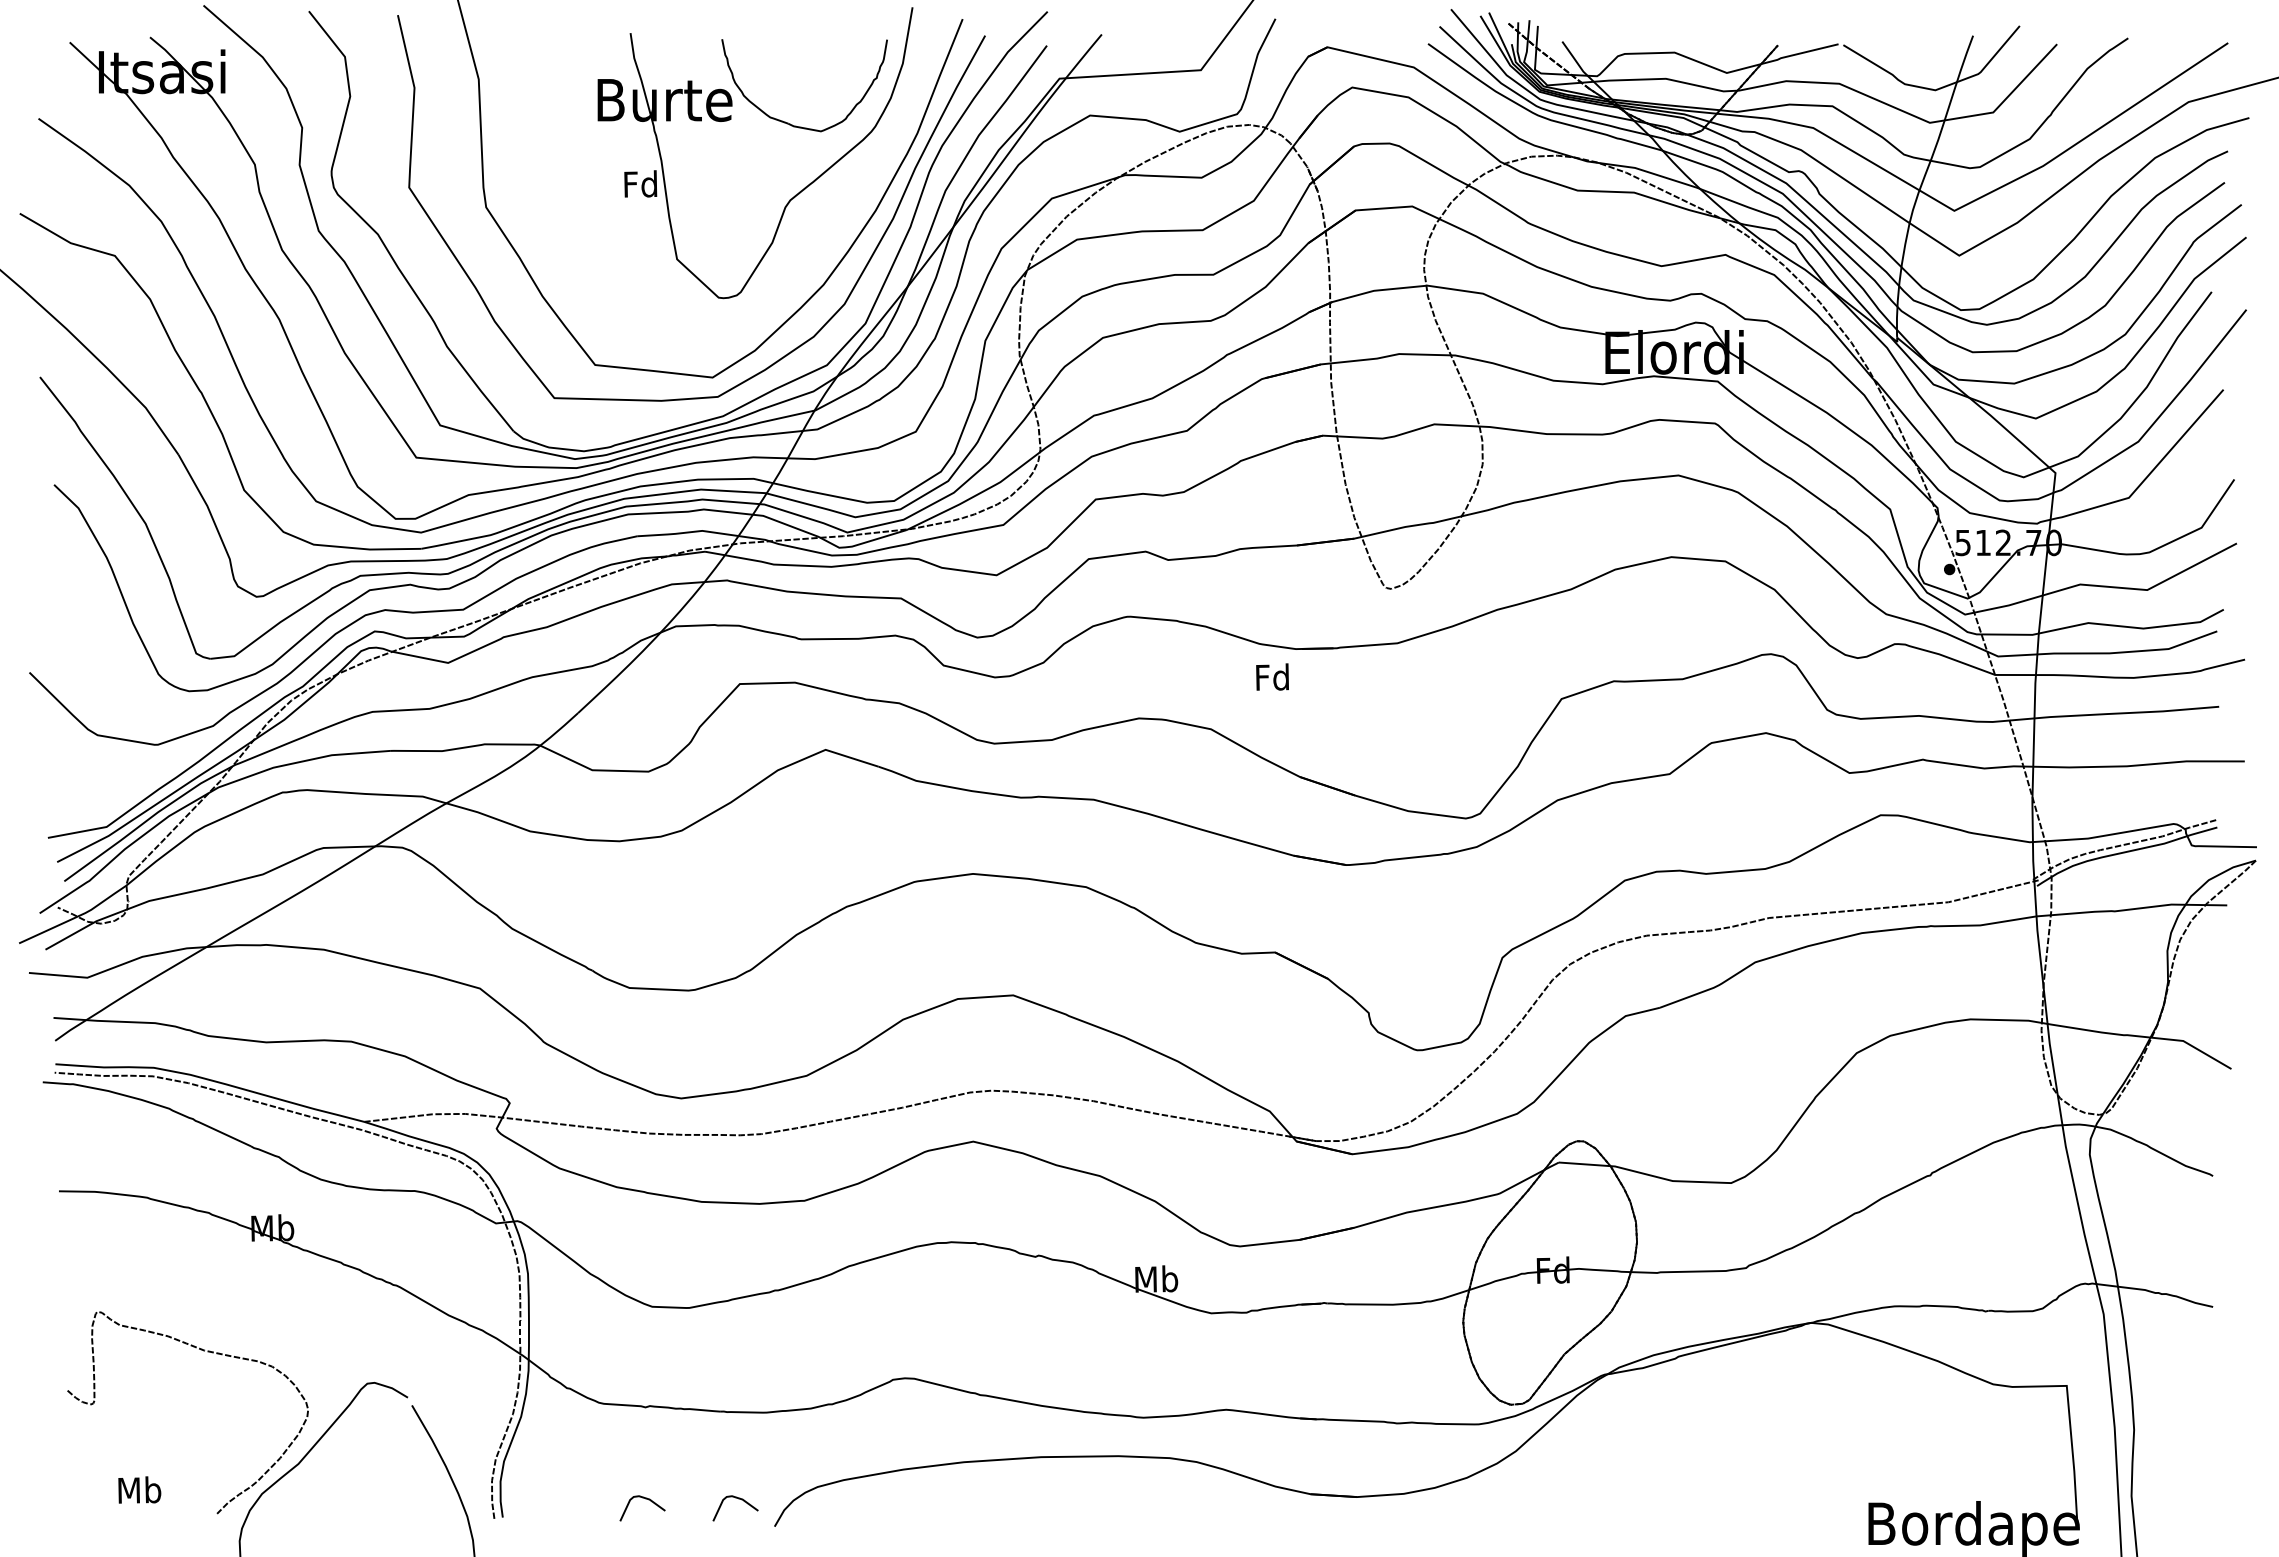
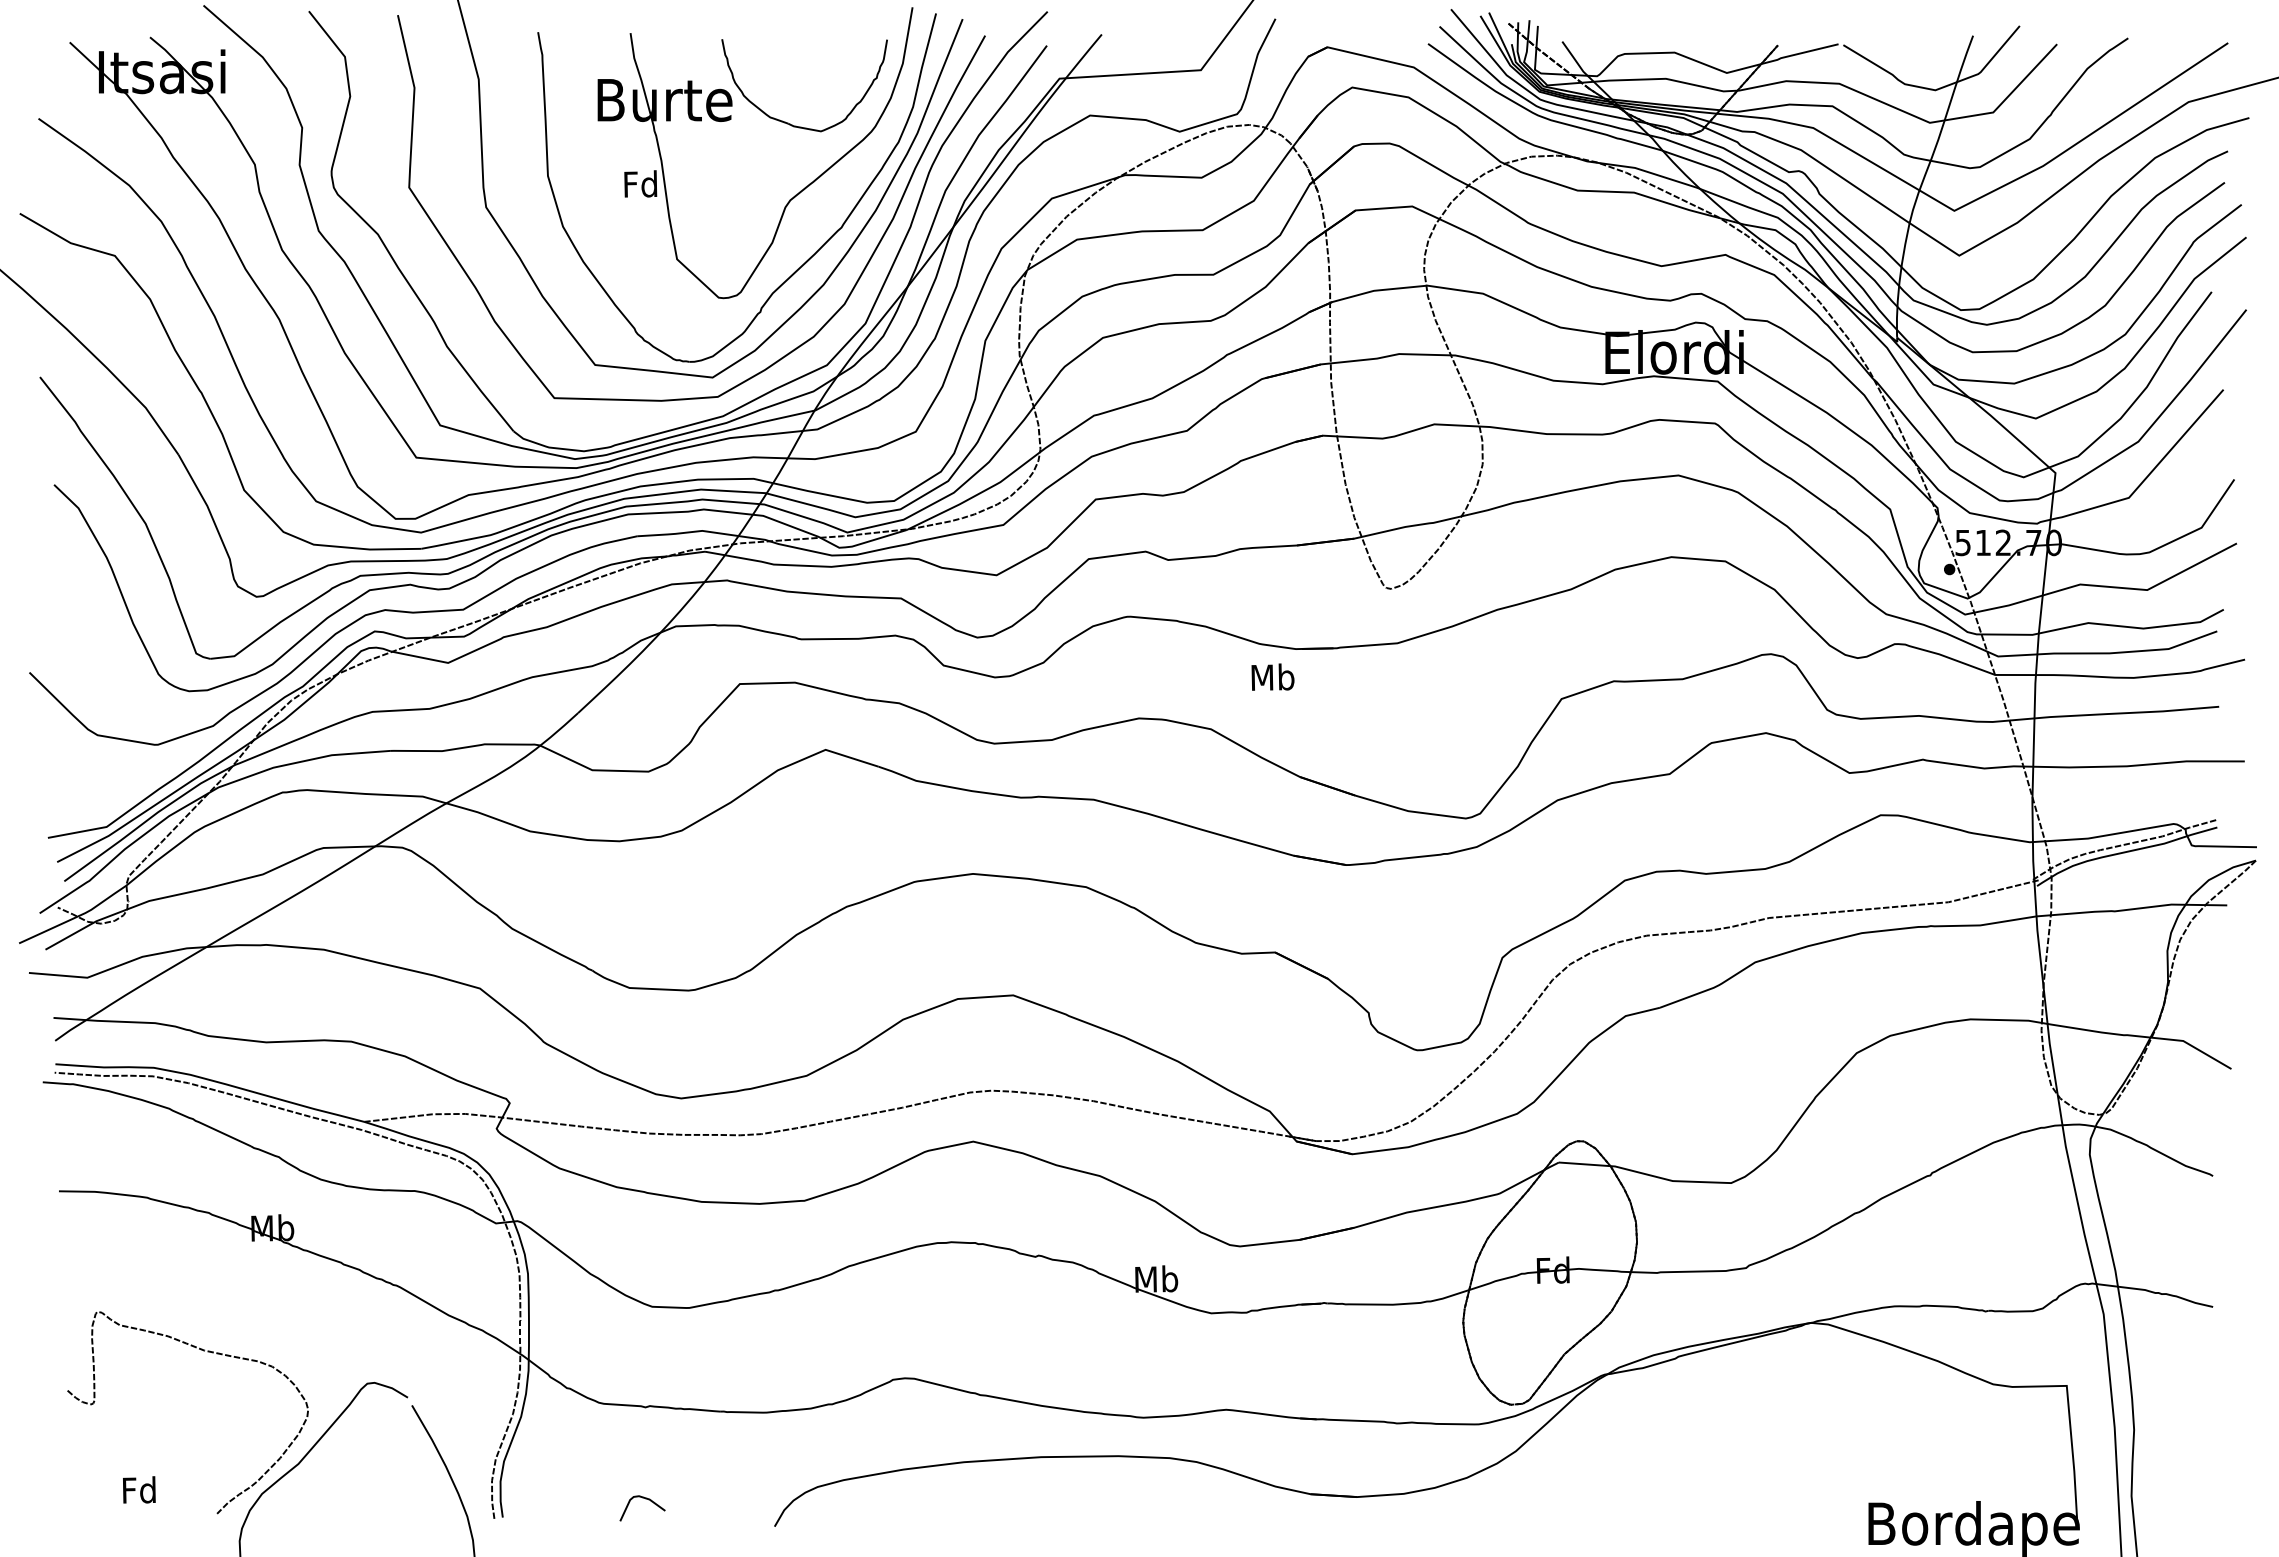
part: none -> present (808, 258)
text: Fd -> Mb (1272, 676)
text: Mb -> Fd (139, 1489)
curve: present -> none (738, 1499)
